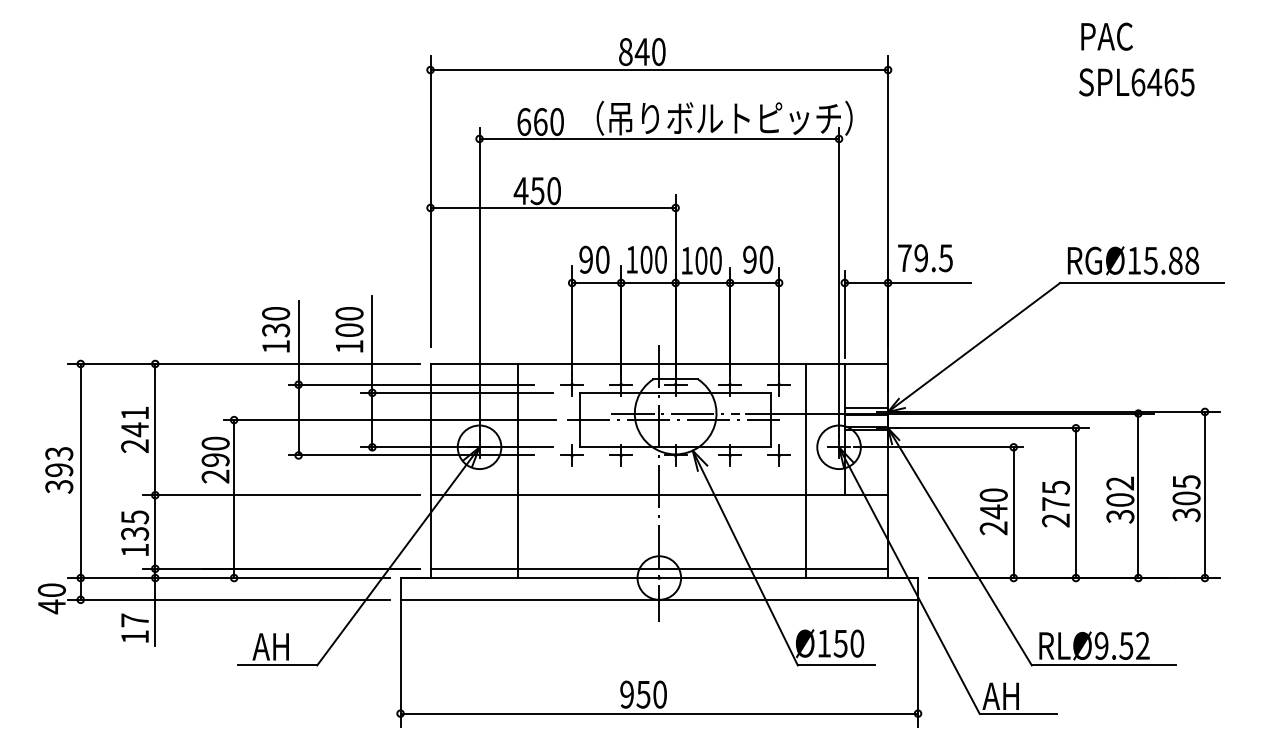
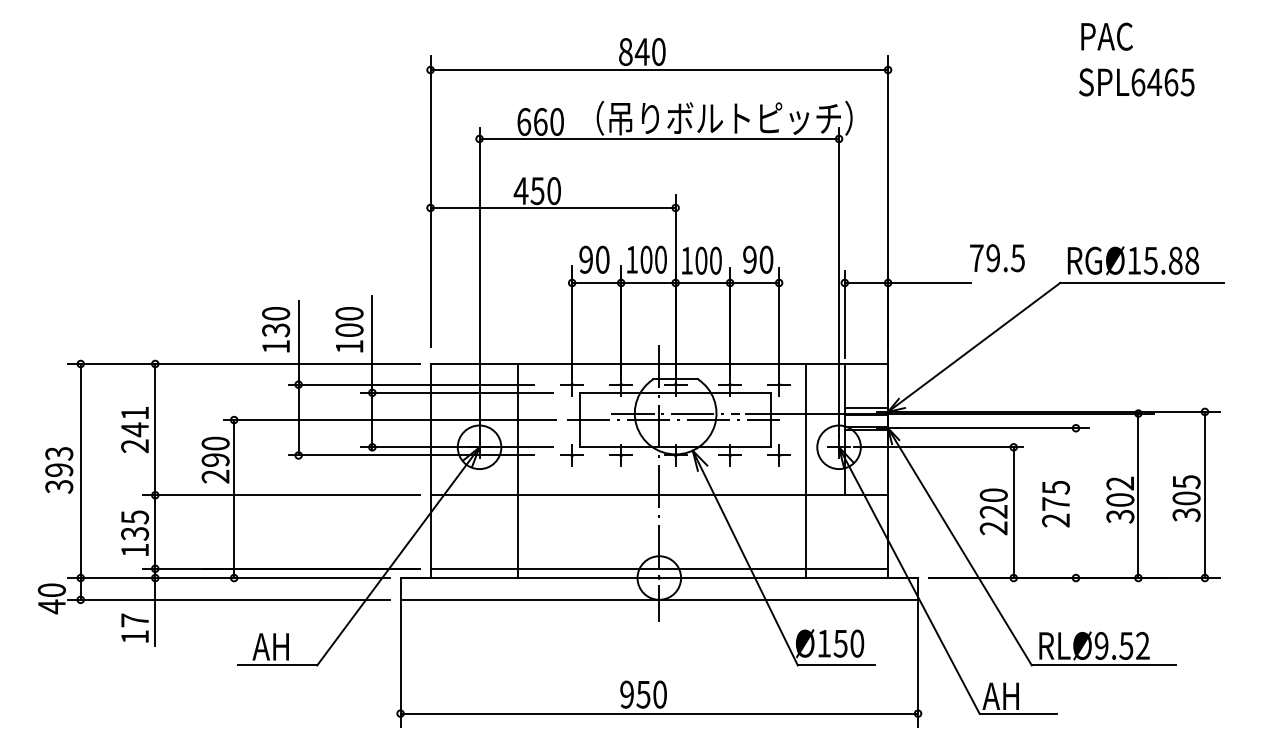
text position: (925, 258) -> (997, 258) (997, 258)
line: present -> none (1075, 503)
text: 240 -> 220 (993, 511)
